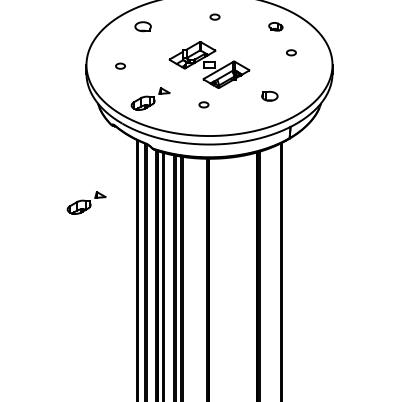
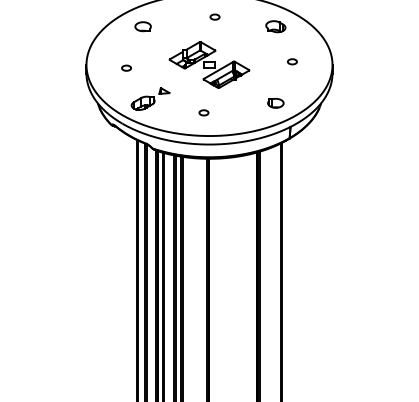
part size: 16x10 px -> 22x14 px (275, 26)
part position: (291, 52) -> (292, 61) (292, 61)
part position: (120, 65) -> (126, 67) (126, 67)
part position: (269, 95) -> (275, 102) (275, 102)
part position: (203, 104) -> (203, 112) (203, 112)
part: present -> none (86, 202)
